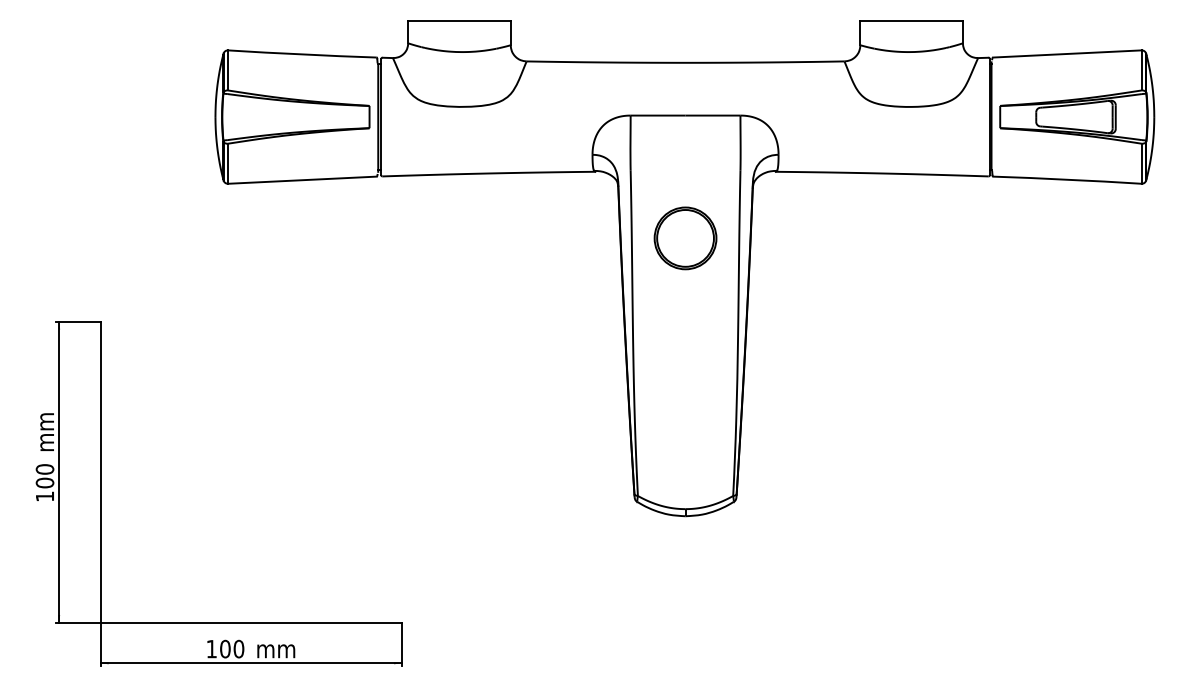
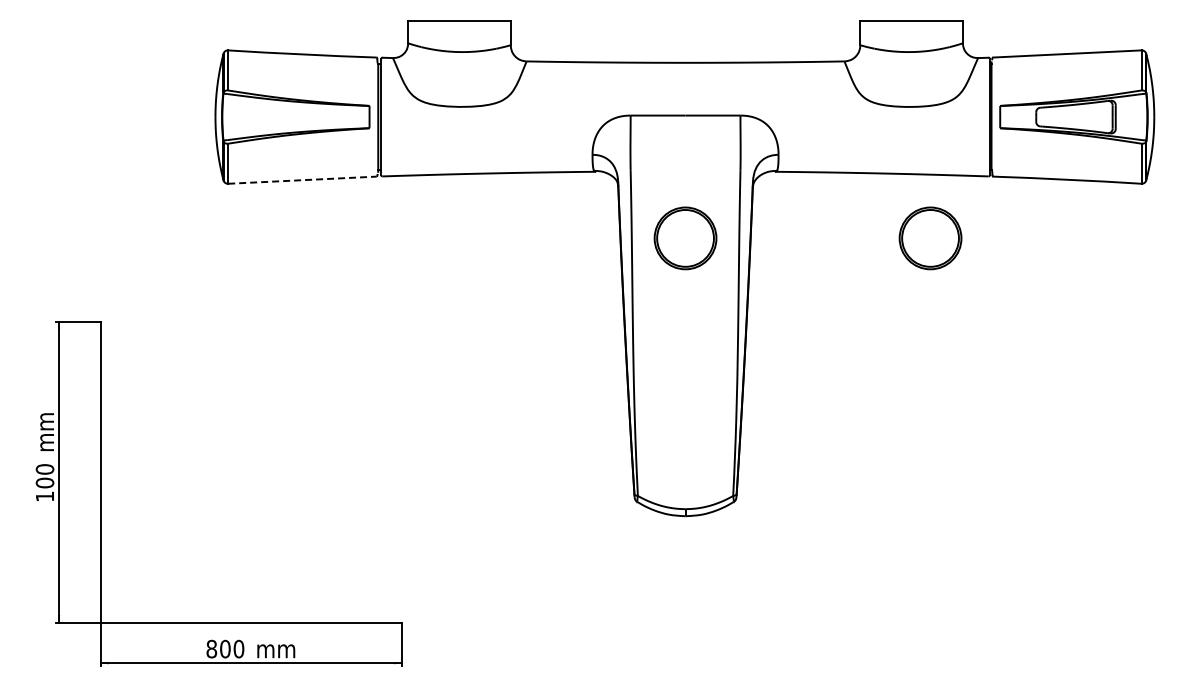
line: solid -> dashed (302, 180)
part: none -> present (930, 238)
text: 100 -> 800 (211, 648)
